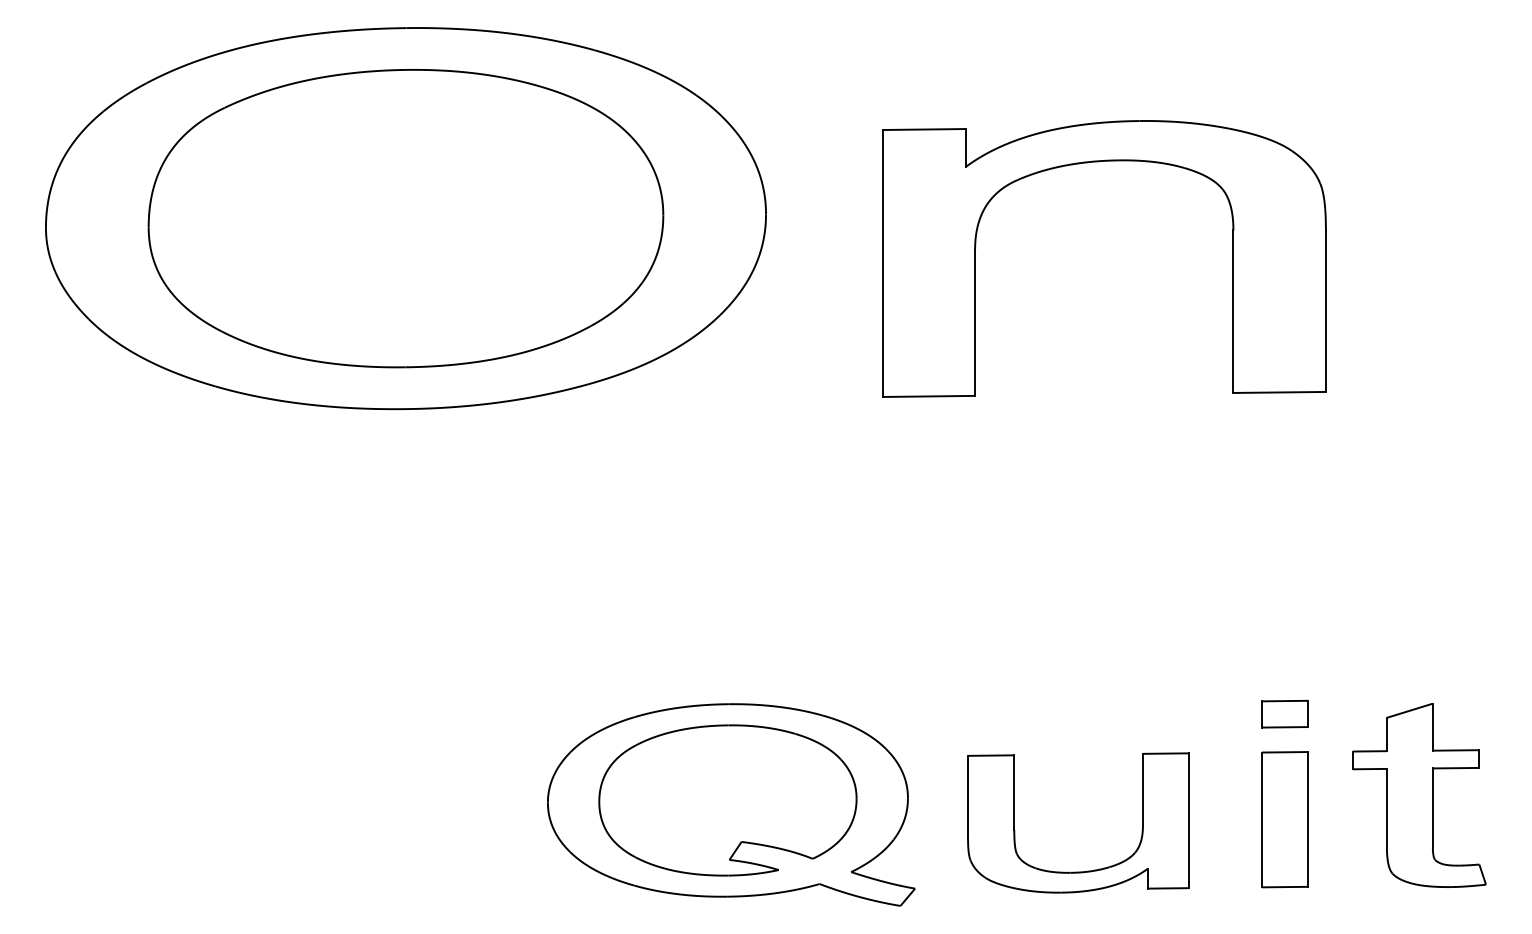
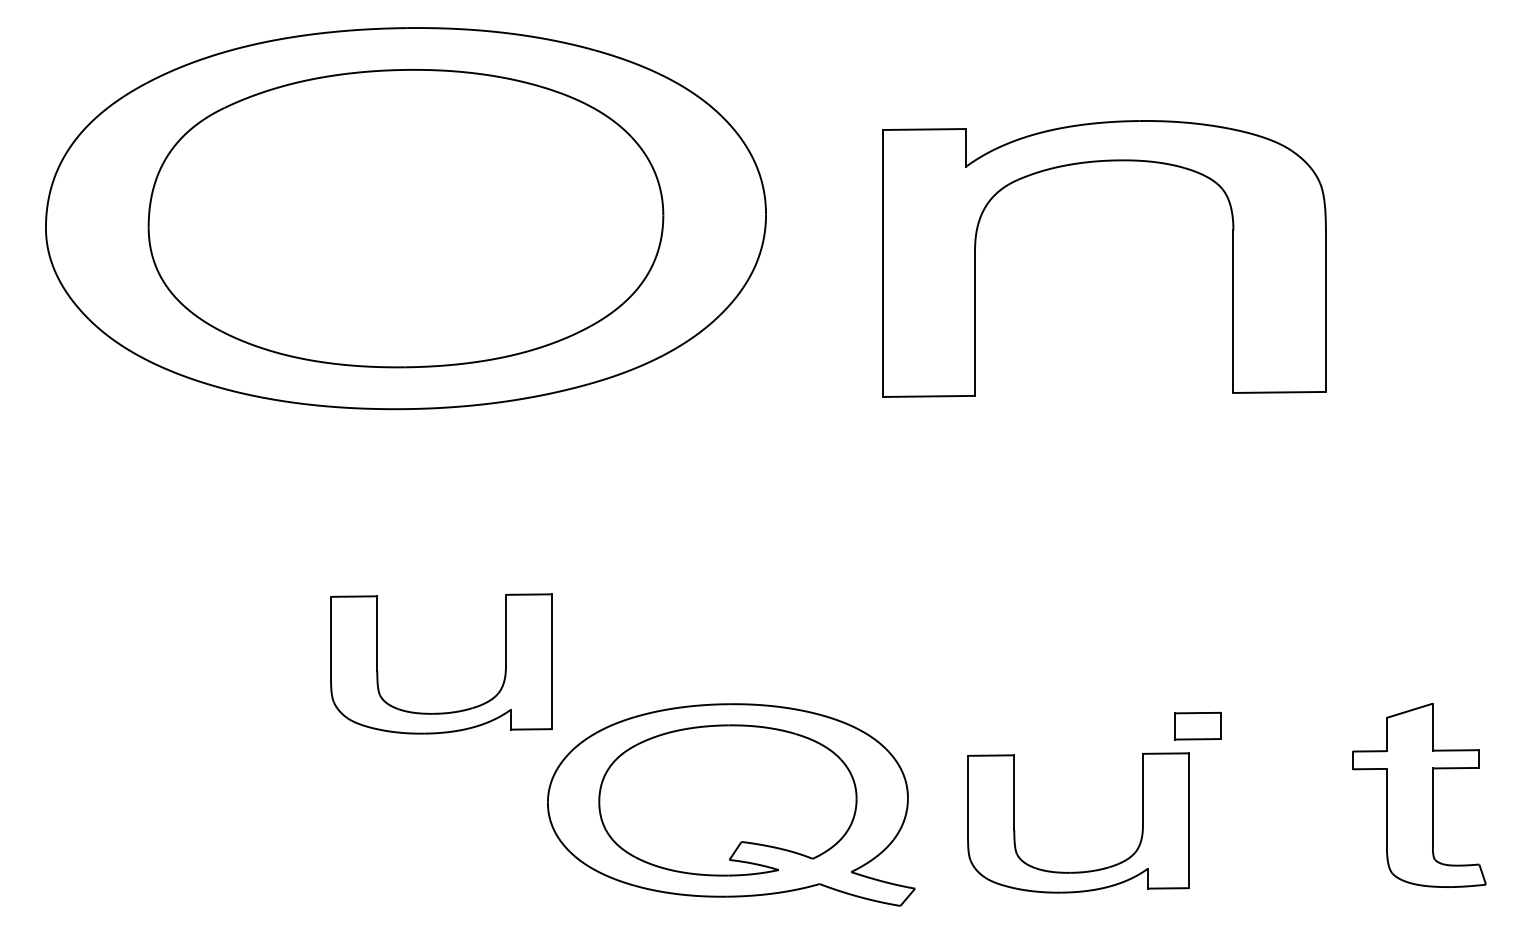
part: none -> present (450, 711)
part position: (1284, 713) -> (1197, 725) (1197, 725)
part: present -> none (1284, 819)
